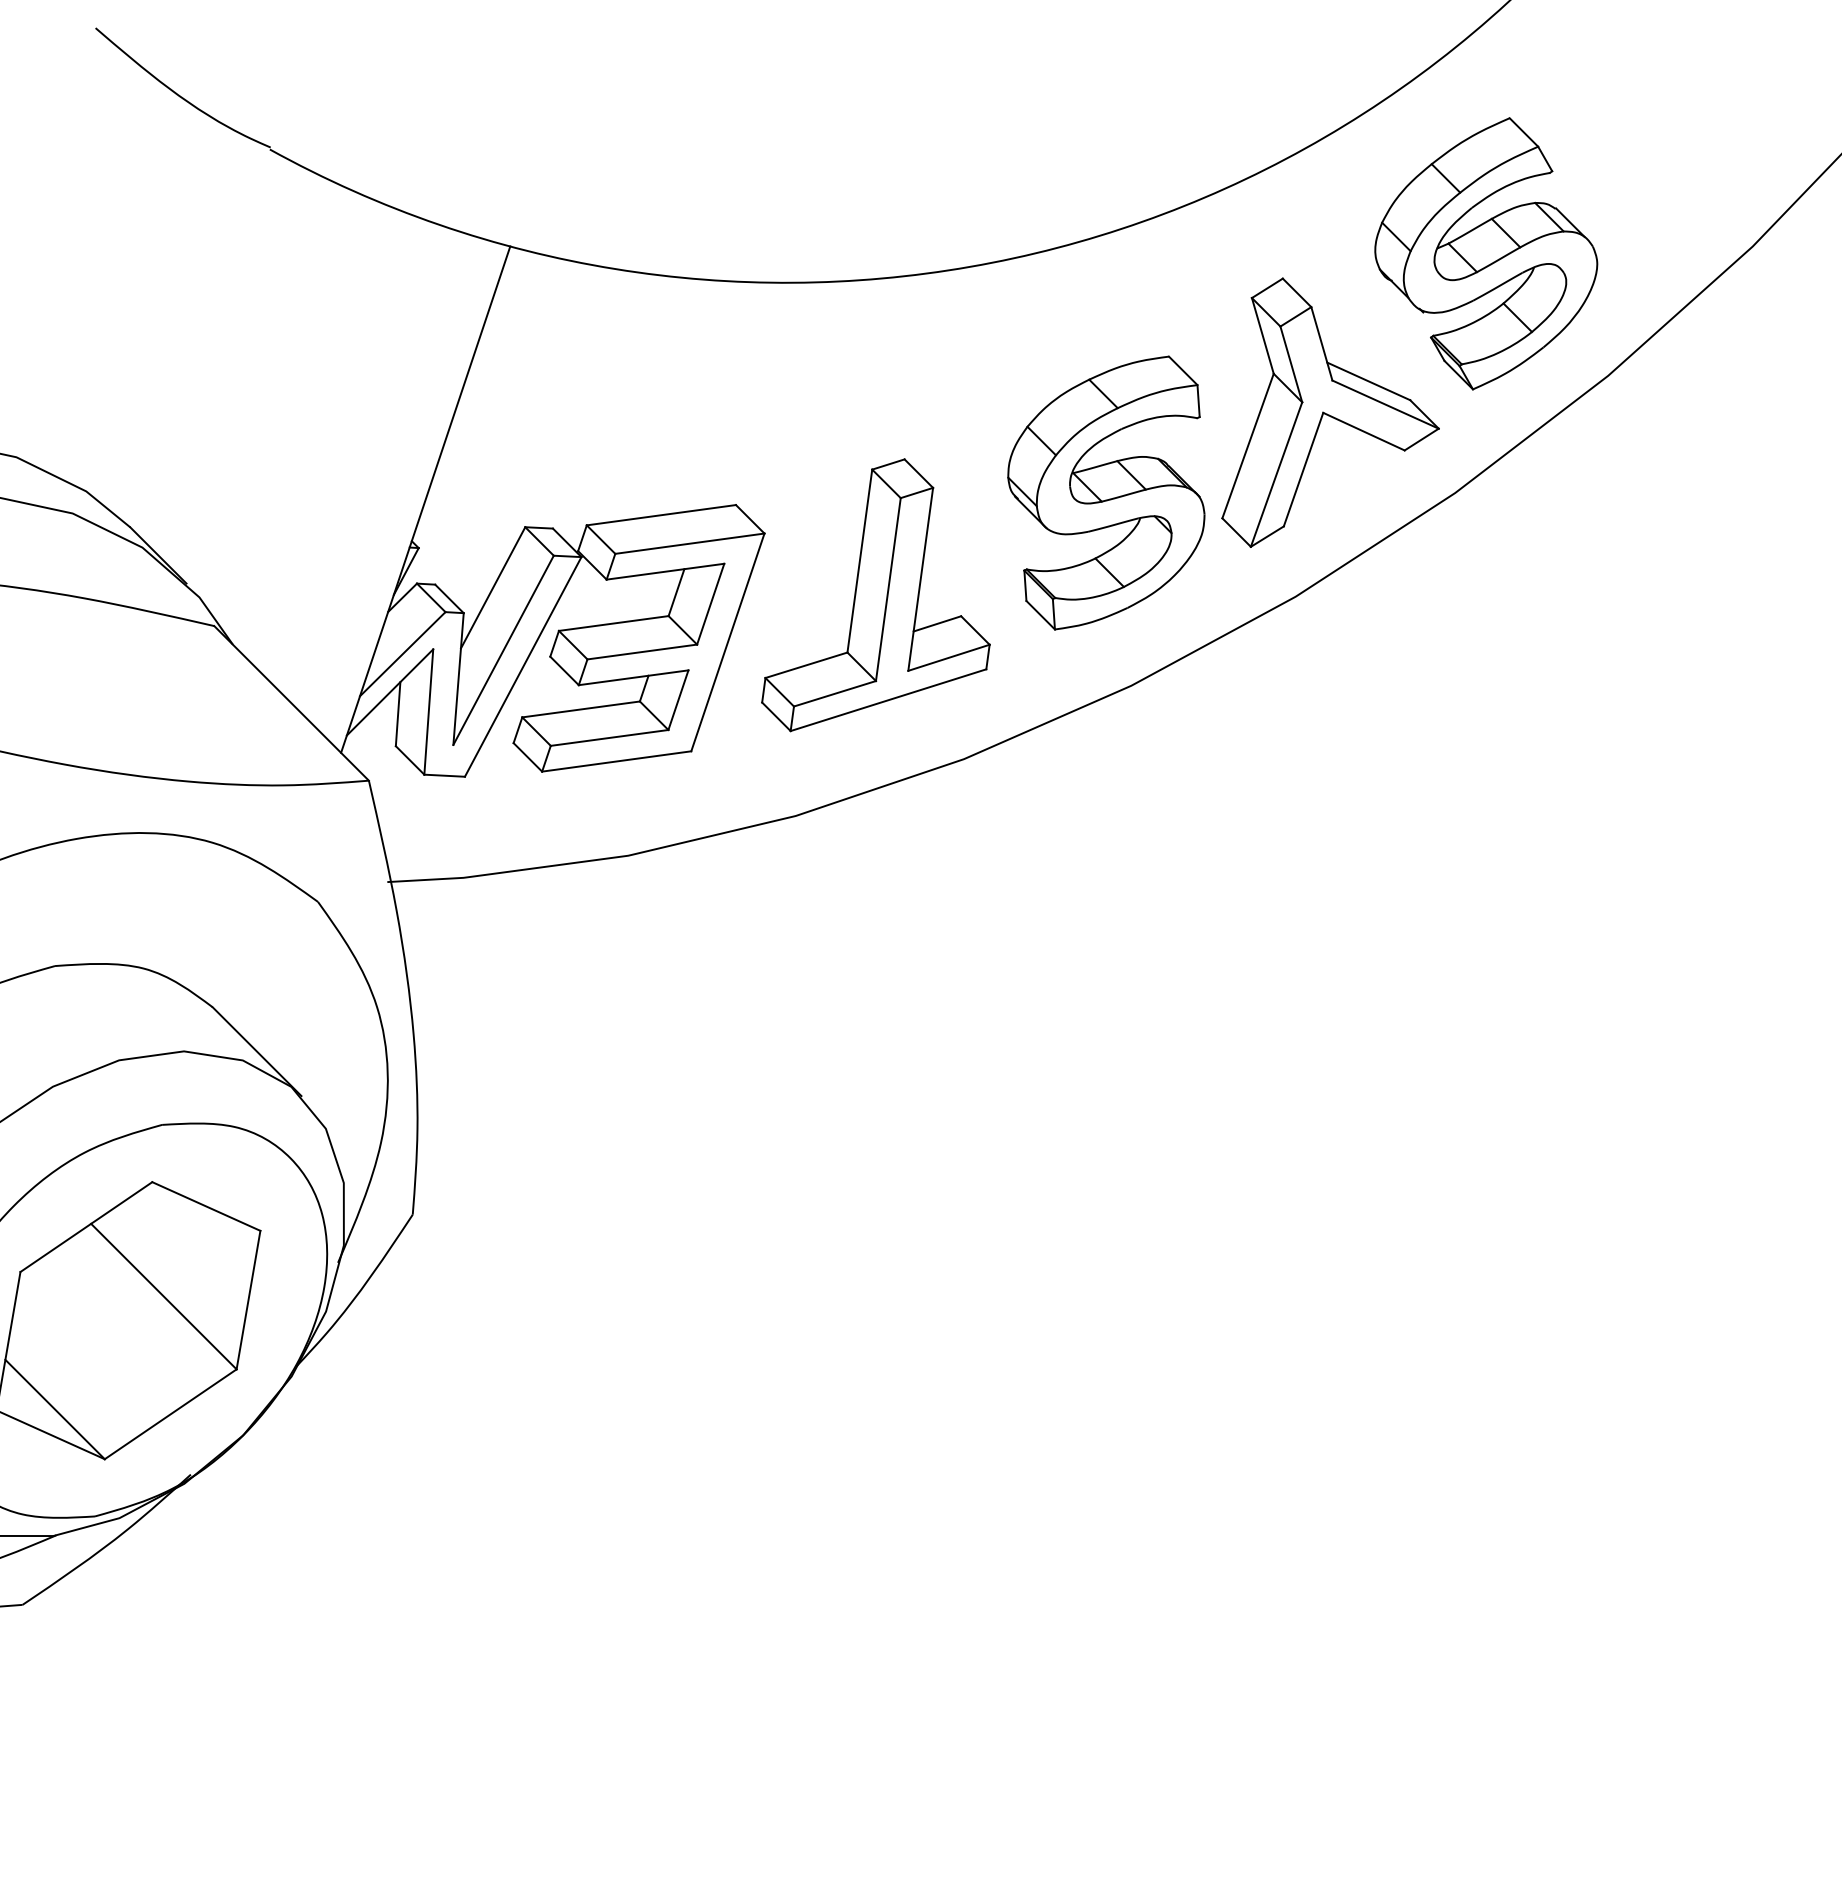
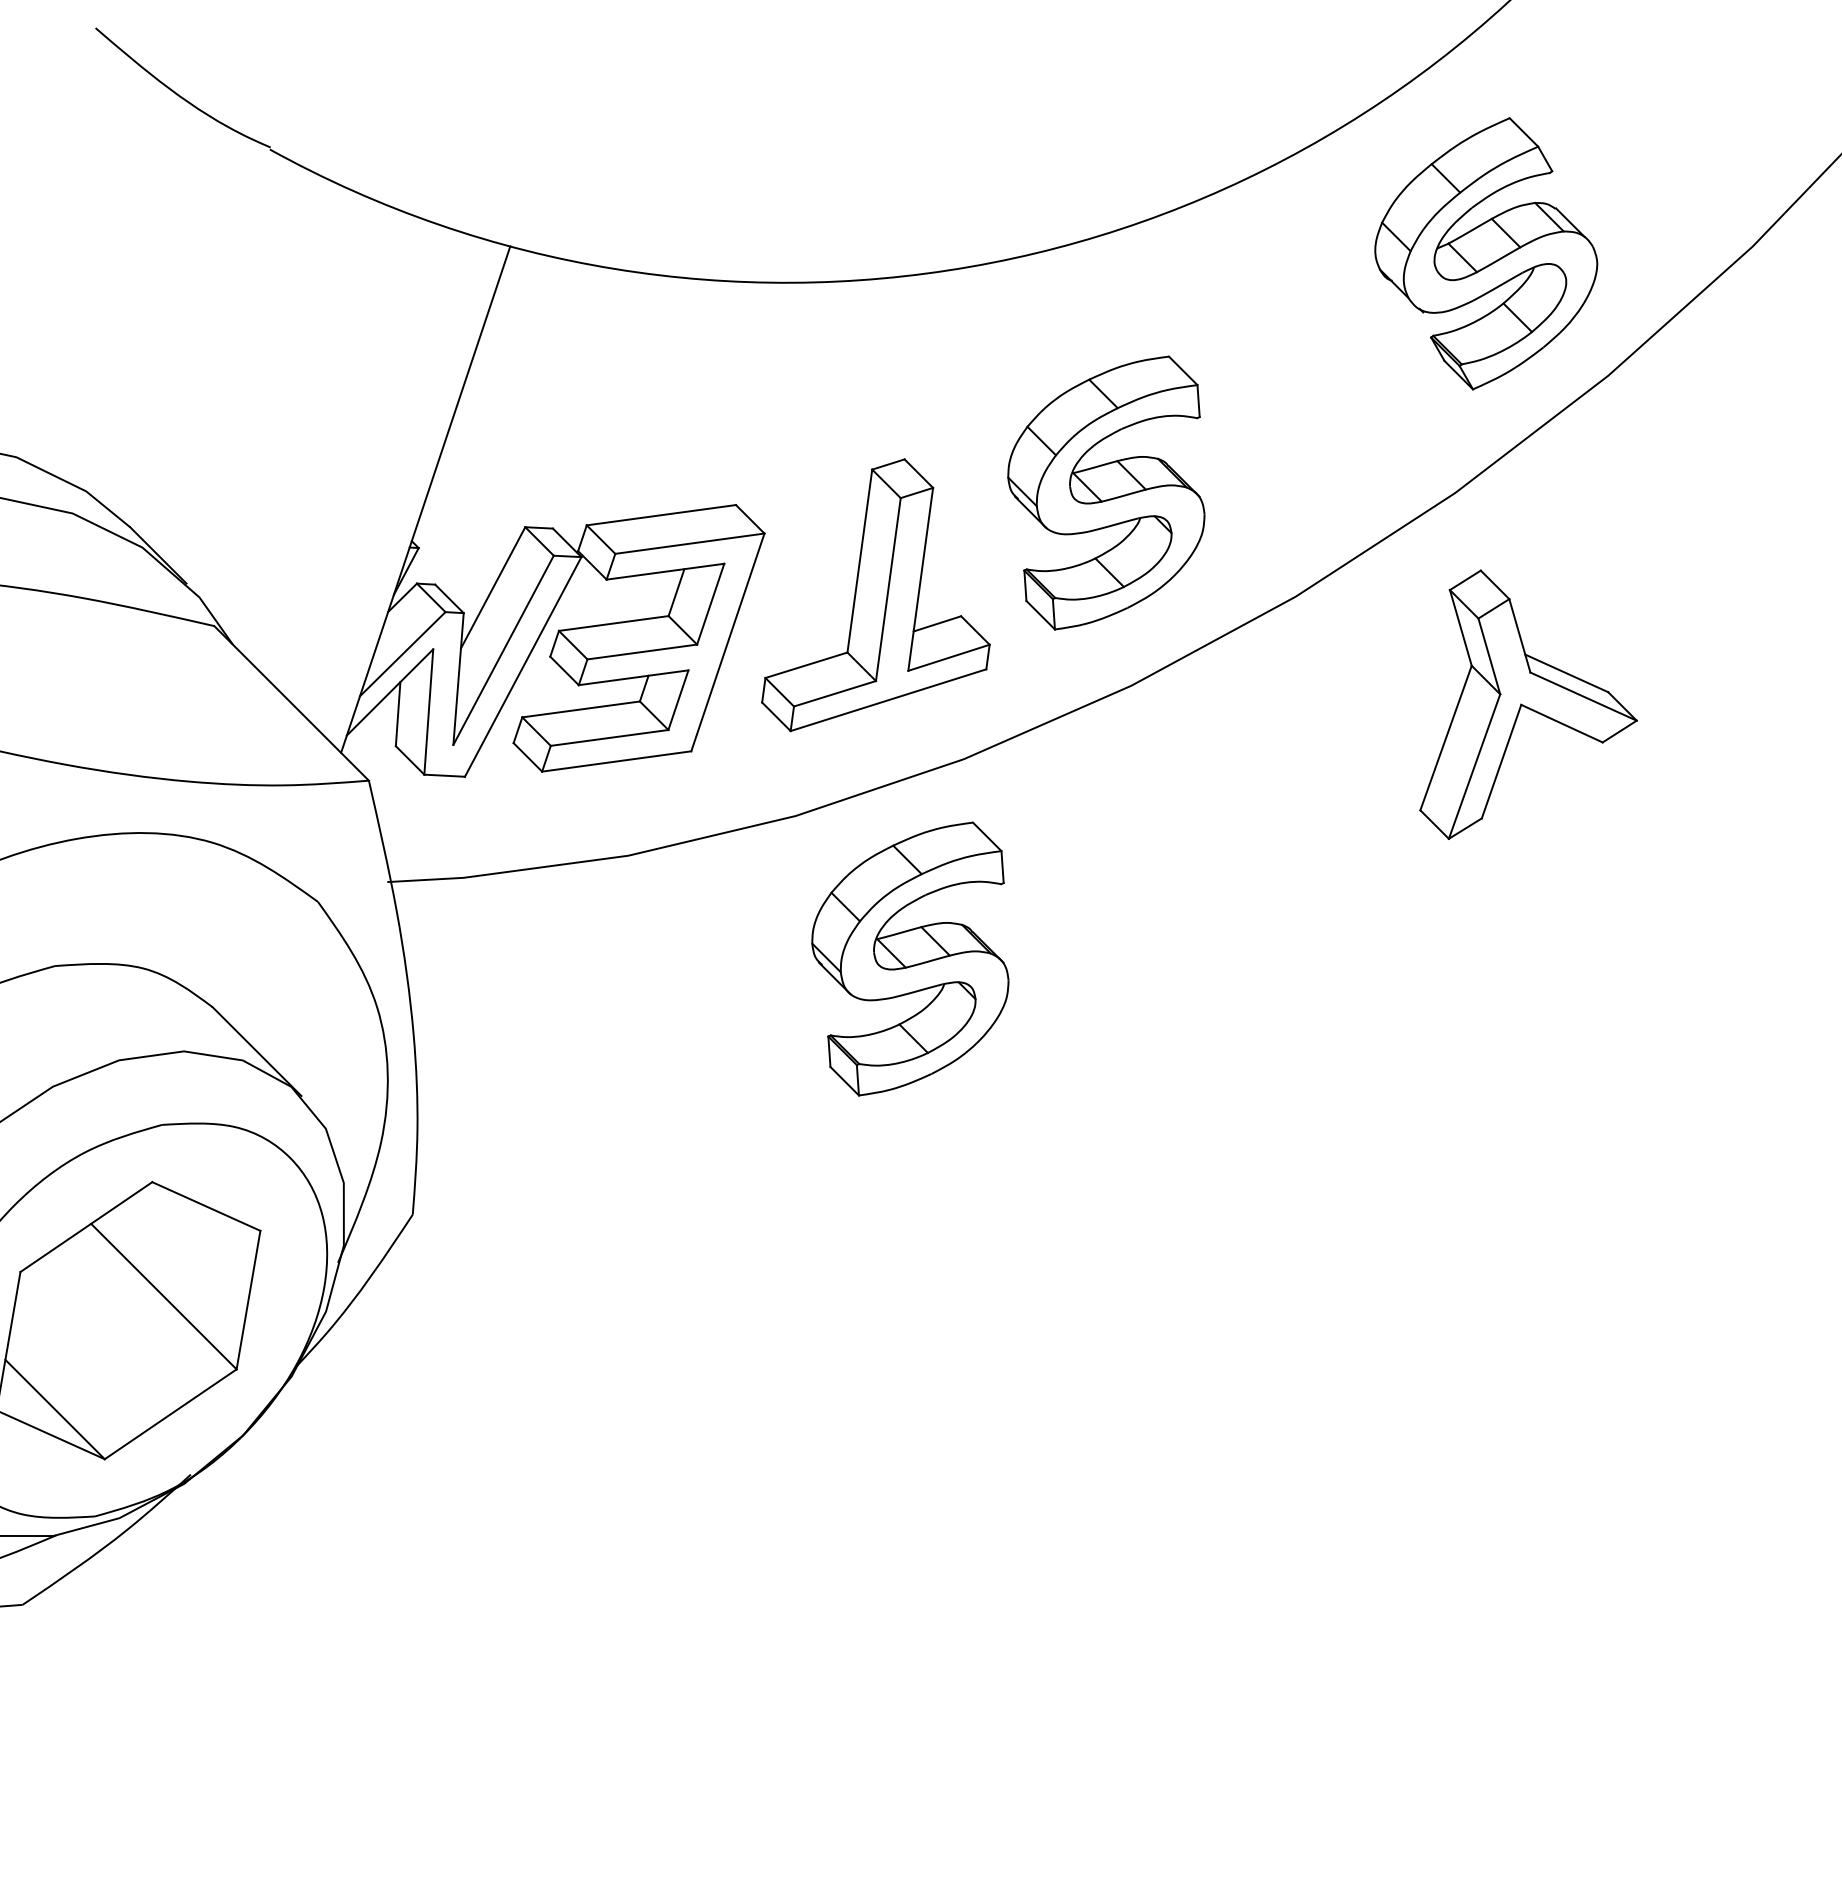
part position: (1330, 412) -> (1528, 704) (1528, 704)
part: none -> present (910, 958)
